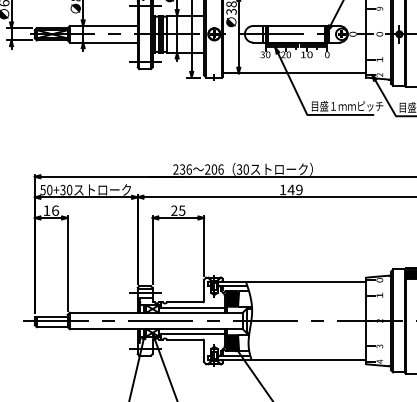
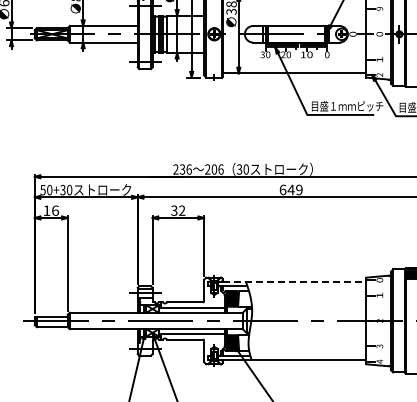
text: 149 -> 649 (282, 189)
text: 25 -> 32 (178, 210)
line: solid -> dashed (294, 281)
